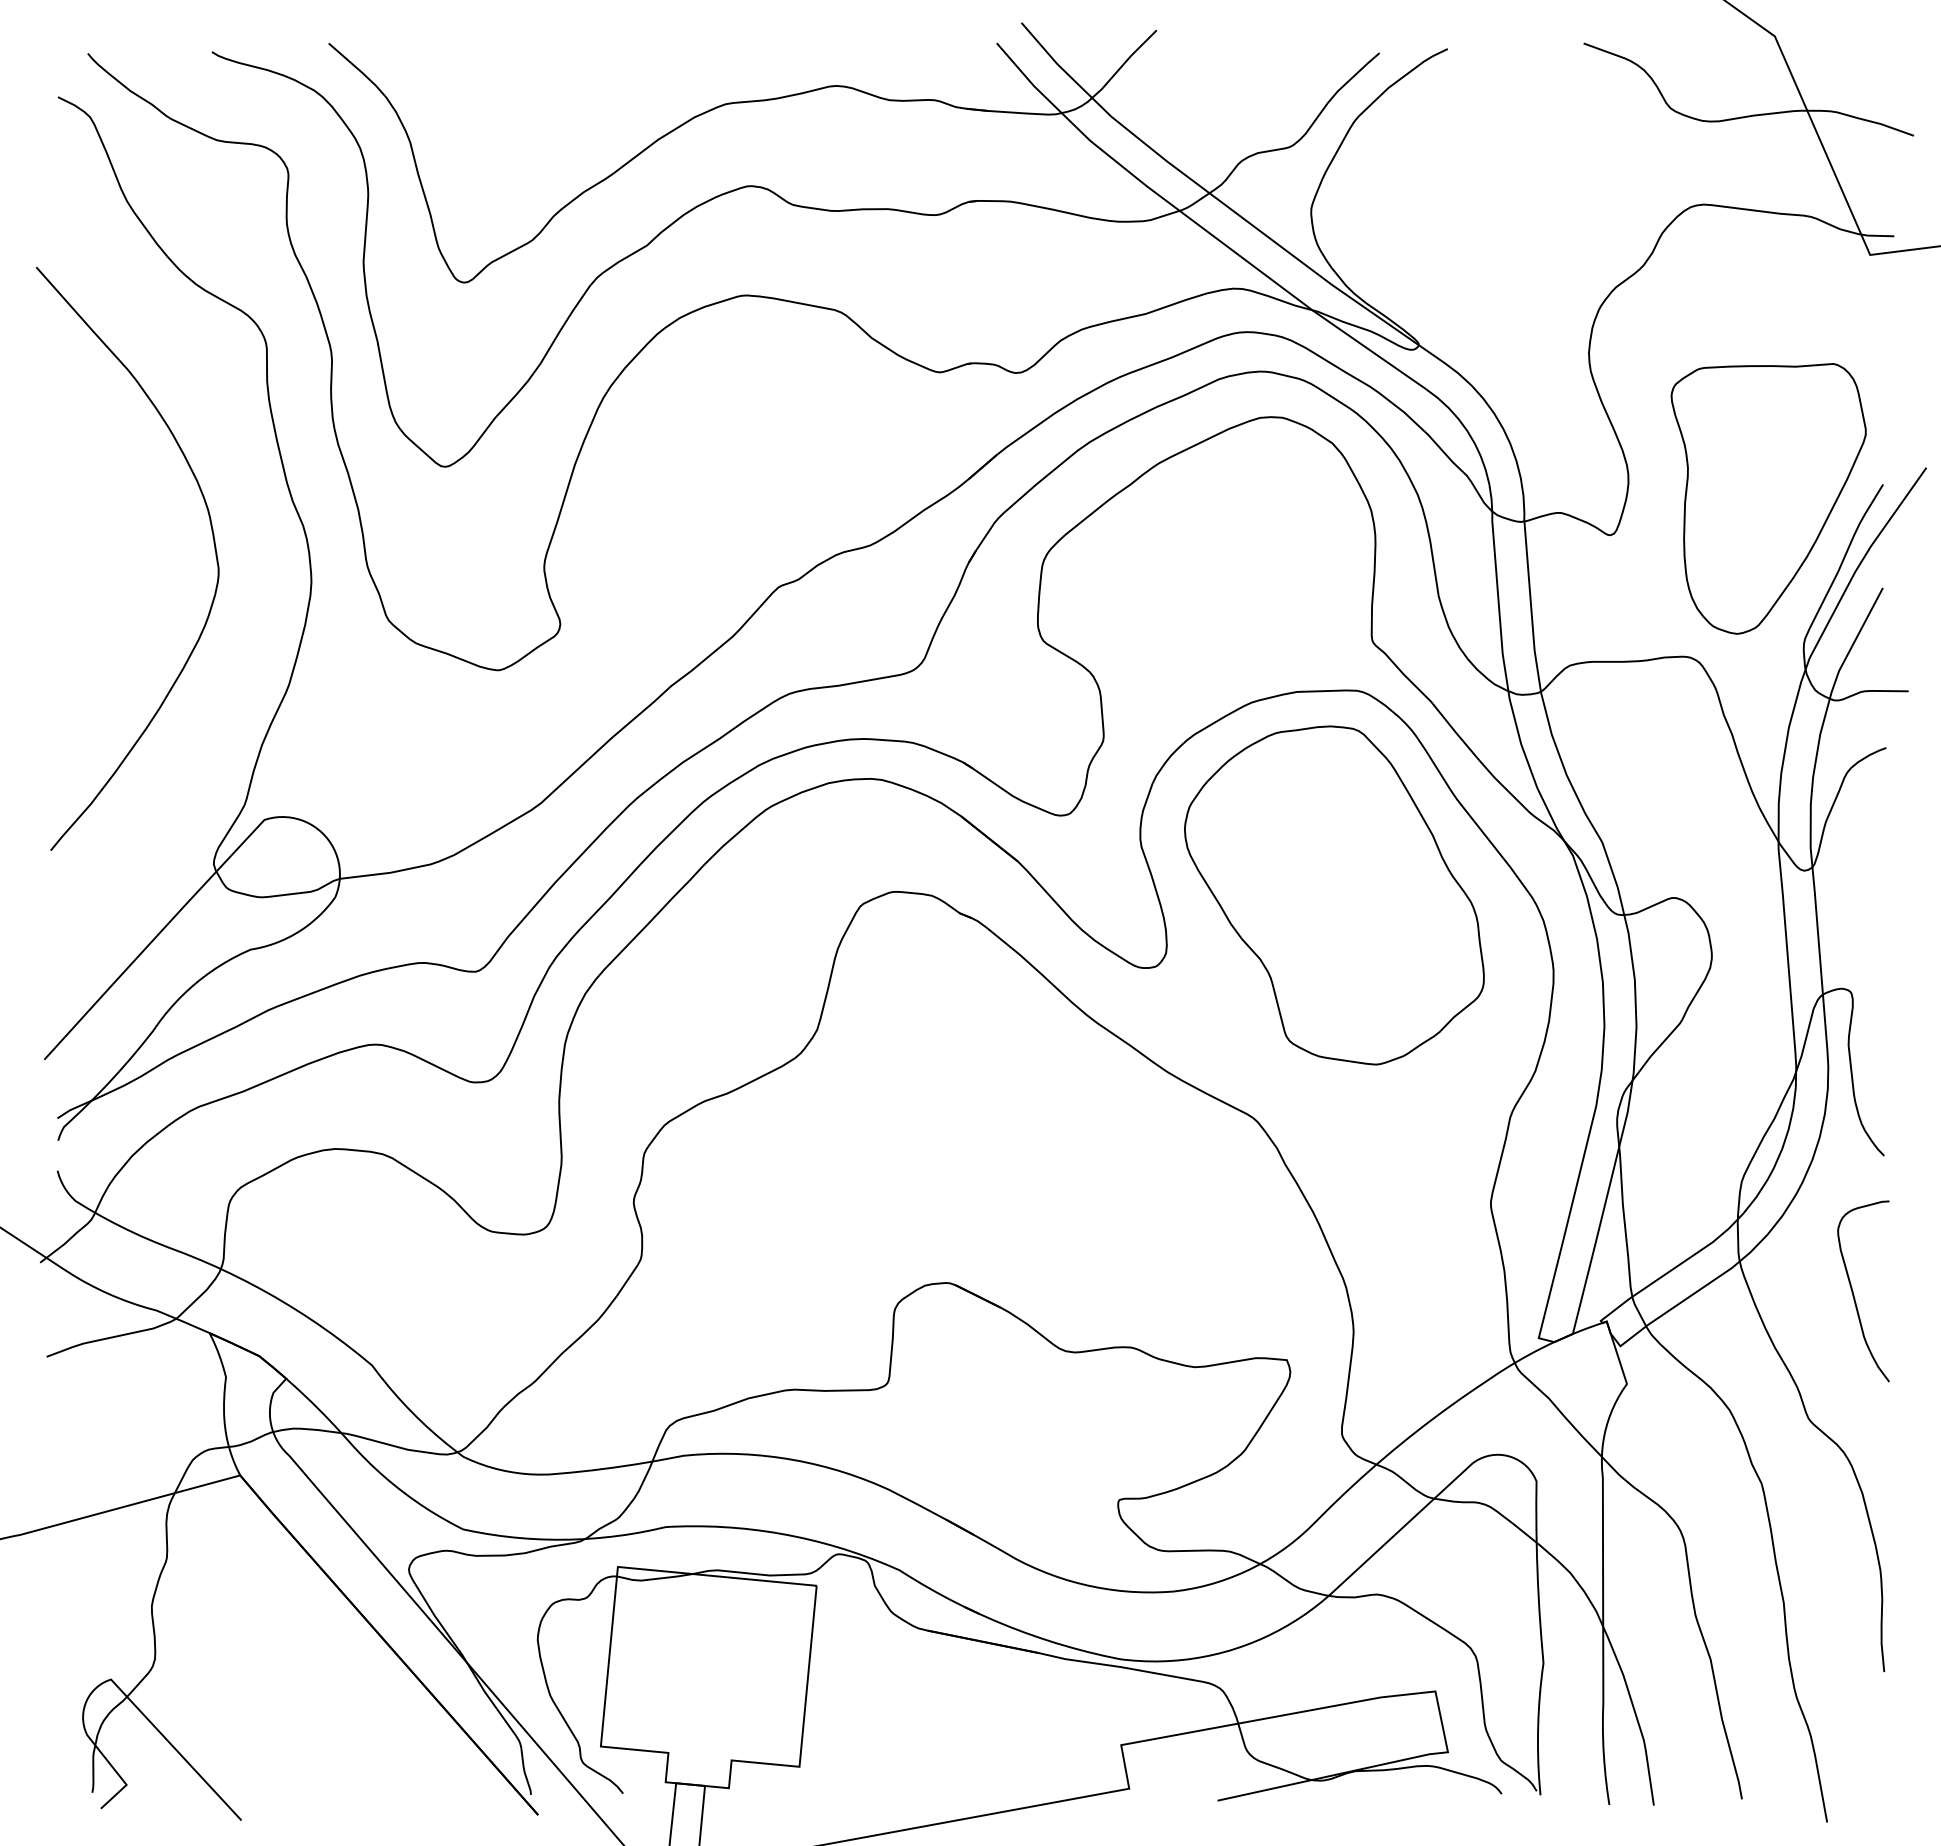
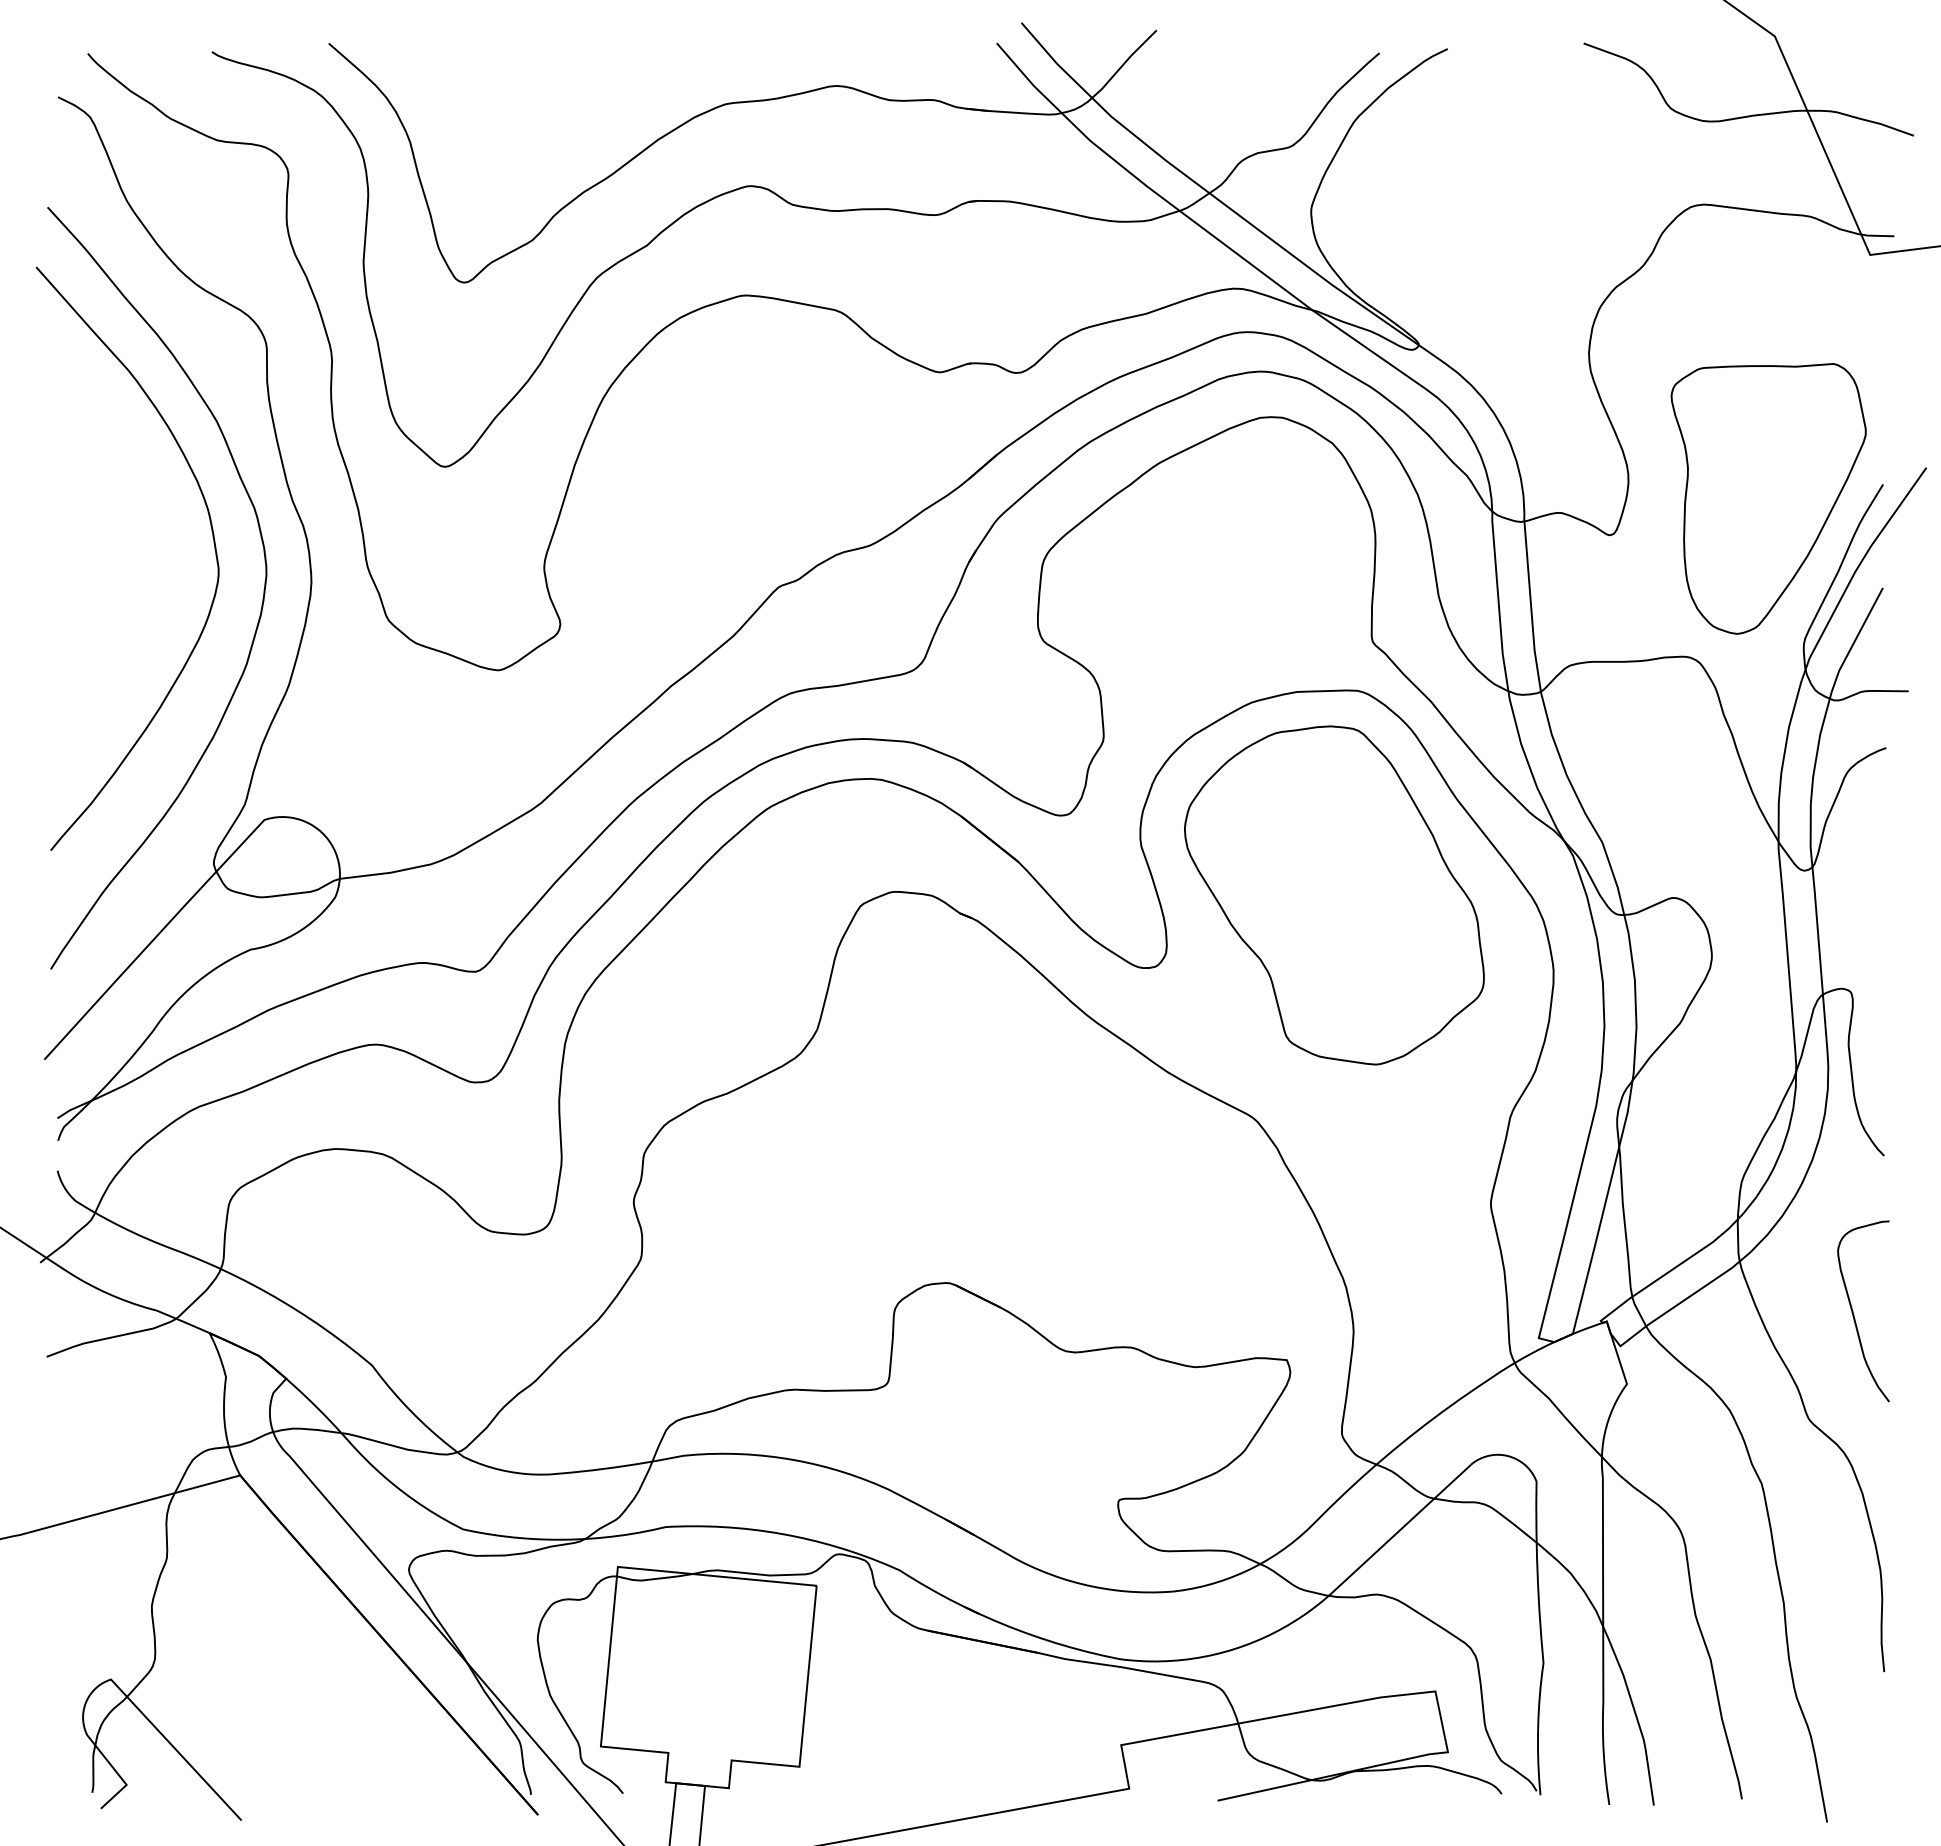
curve: none -> present (260, 609)
curve position: (1854, 1294) -> (1854, 1314) (1854, 1314)
